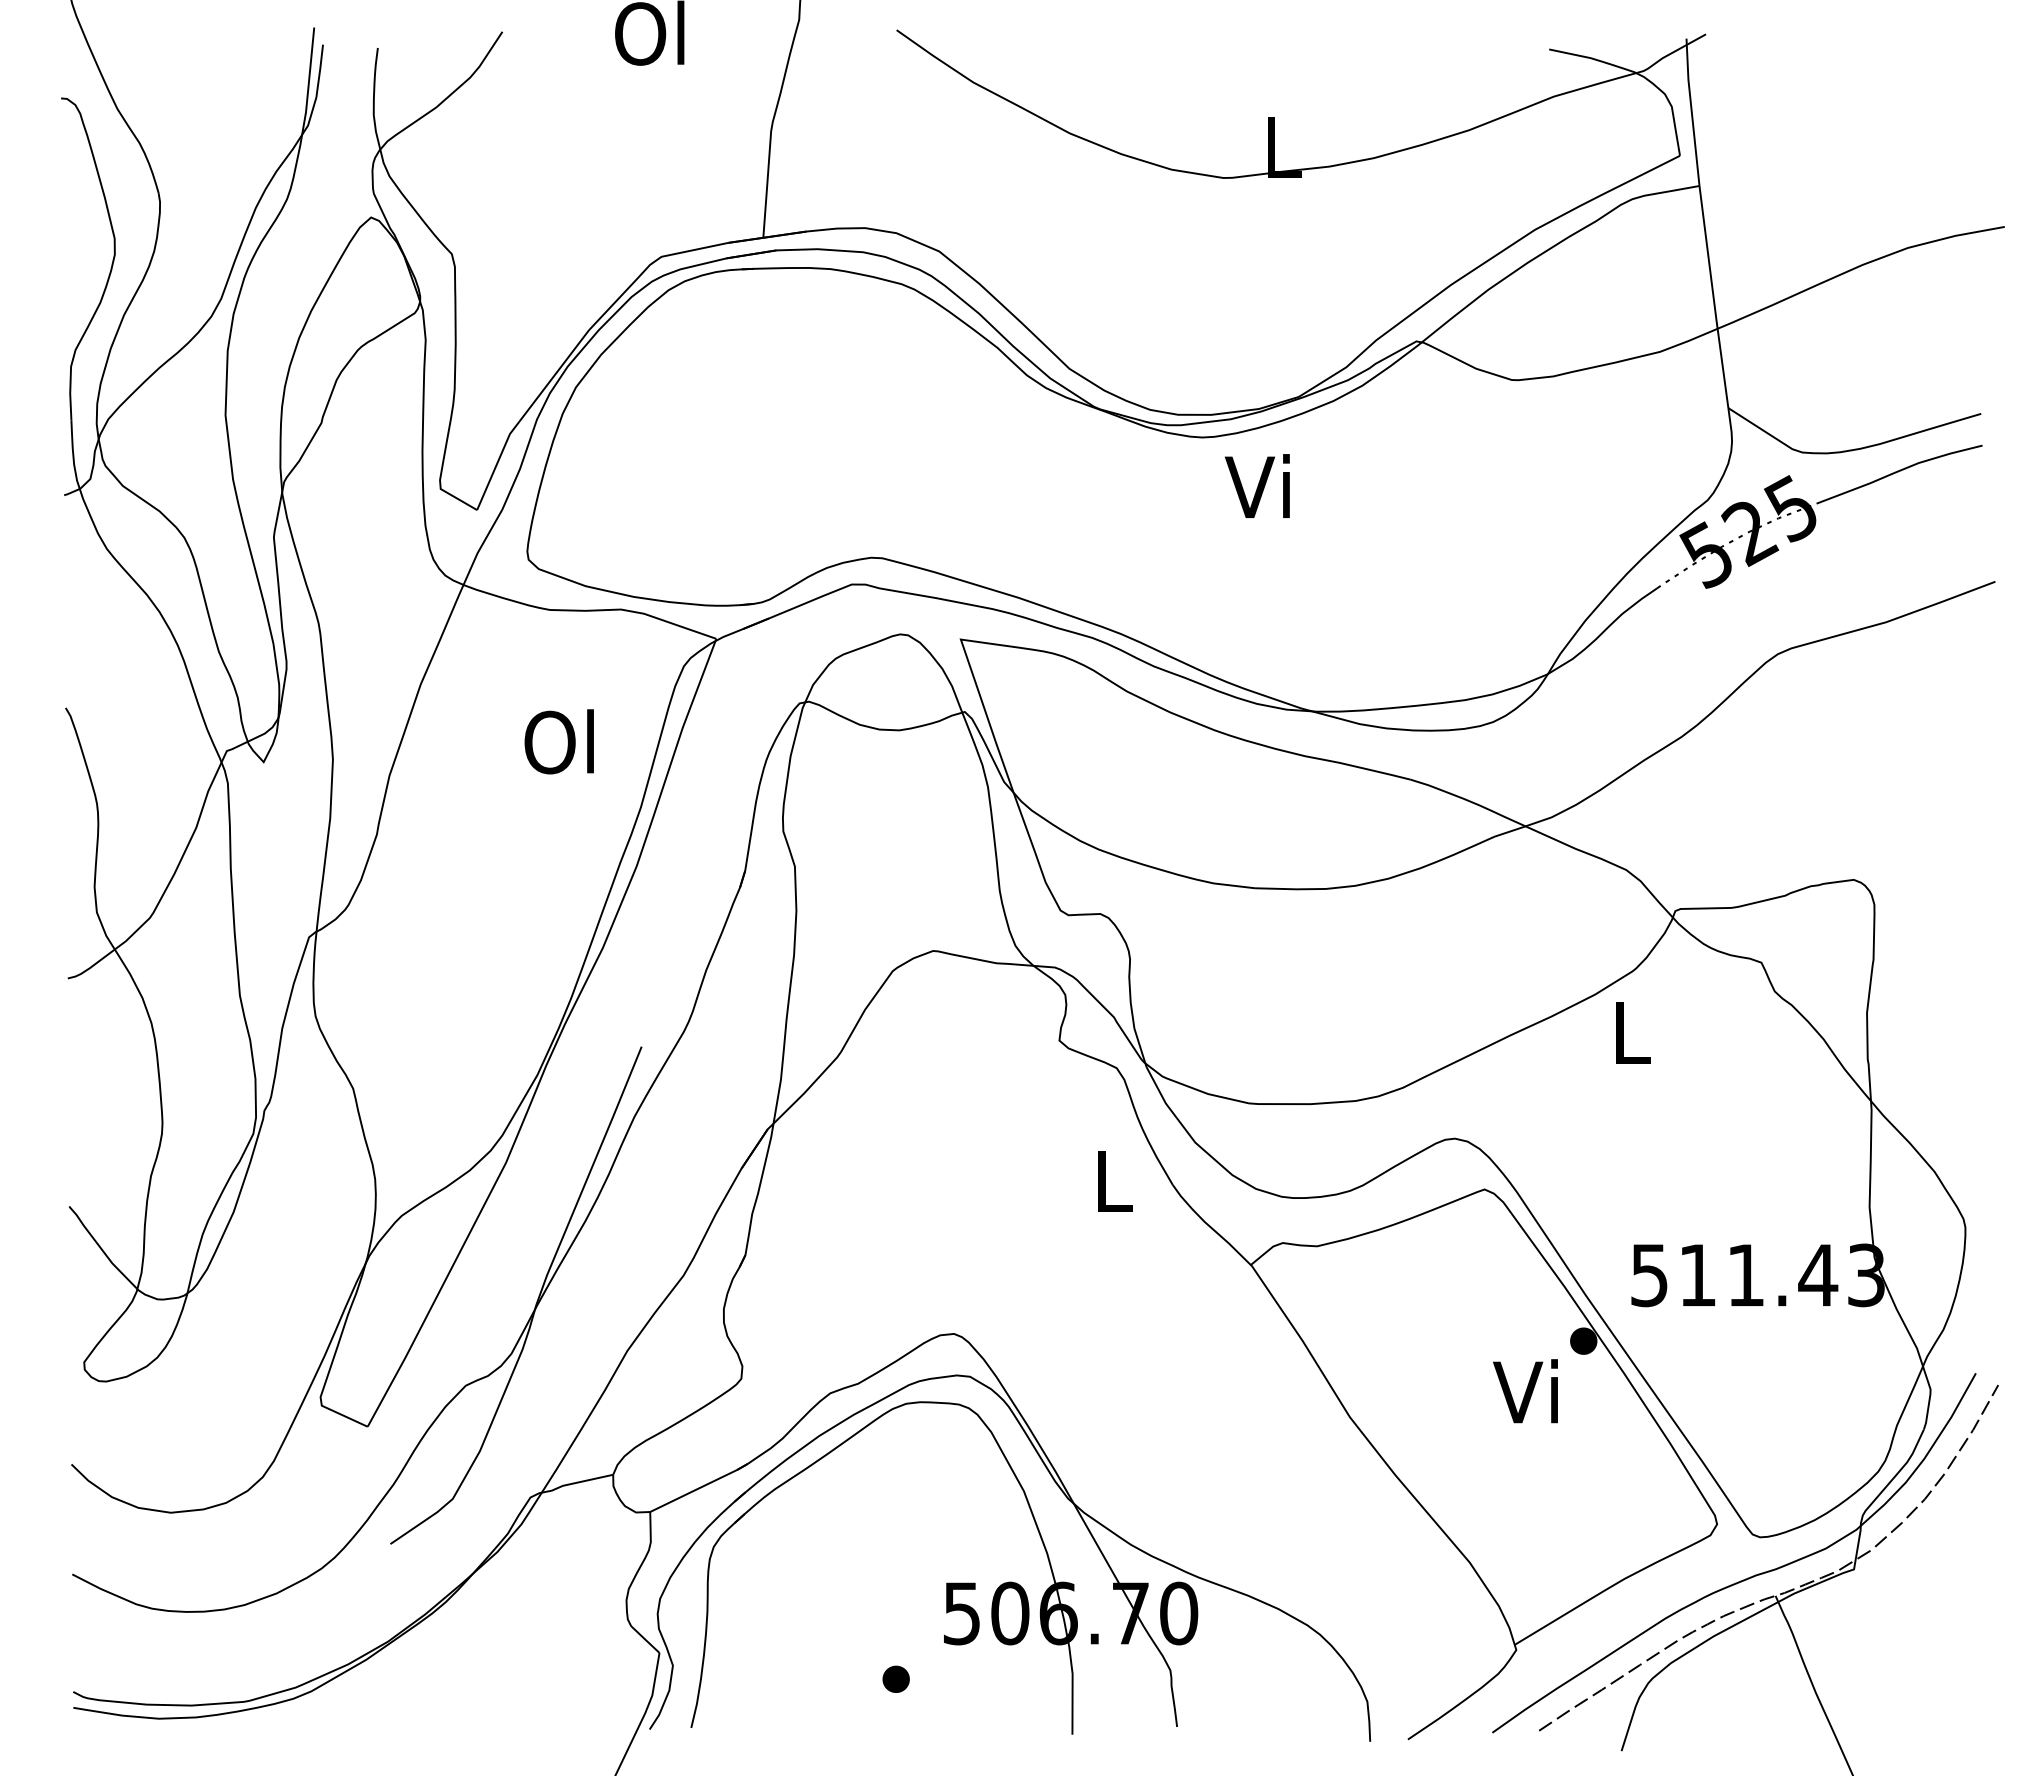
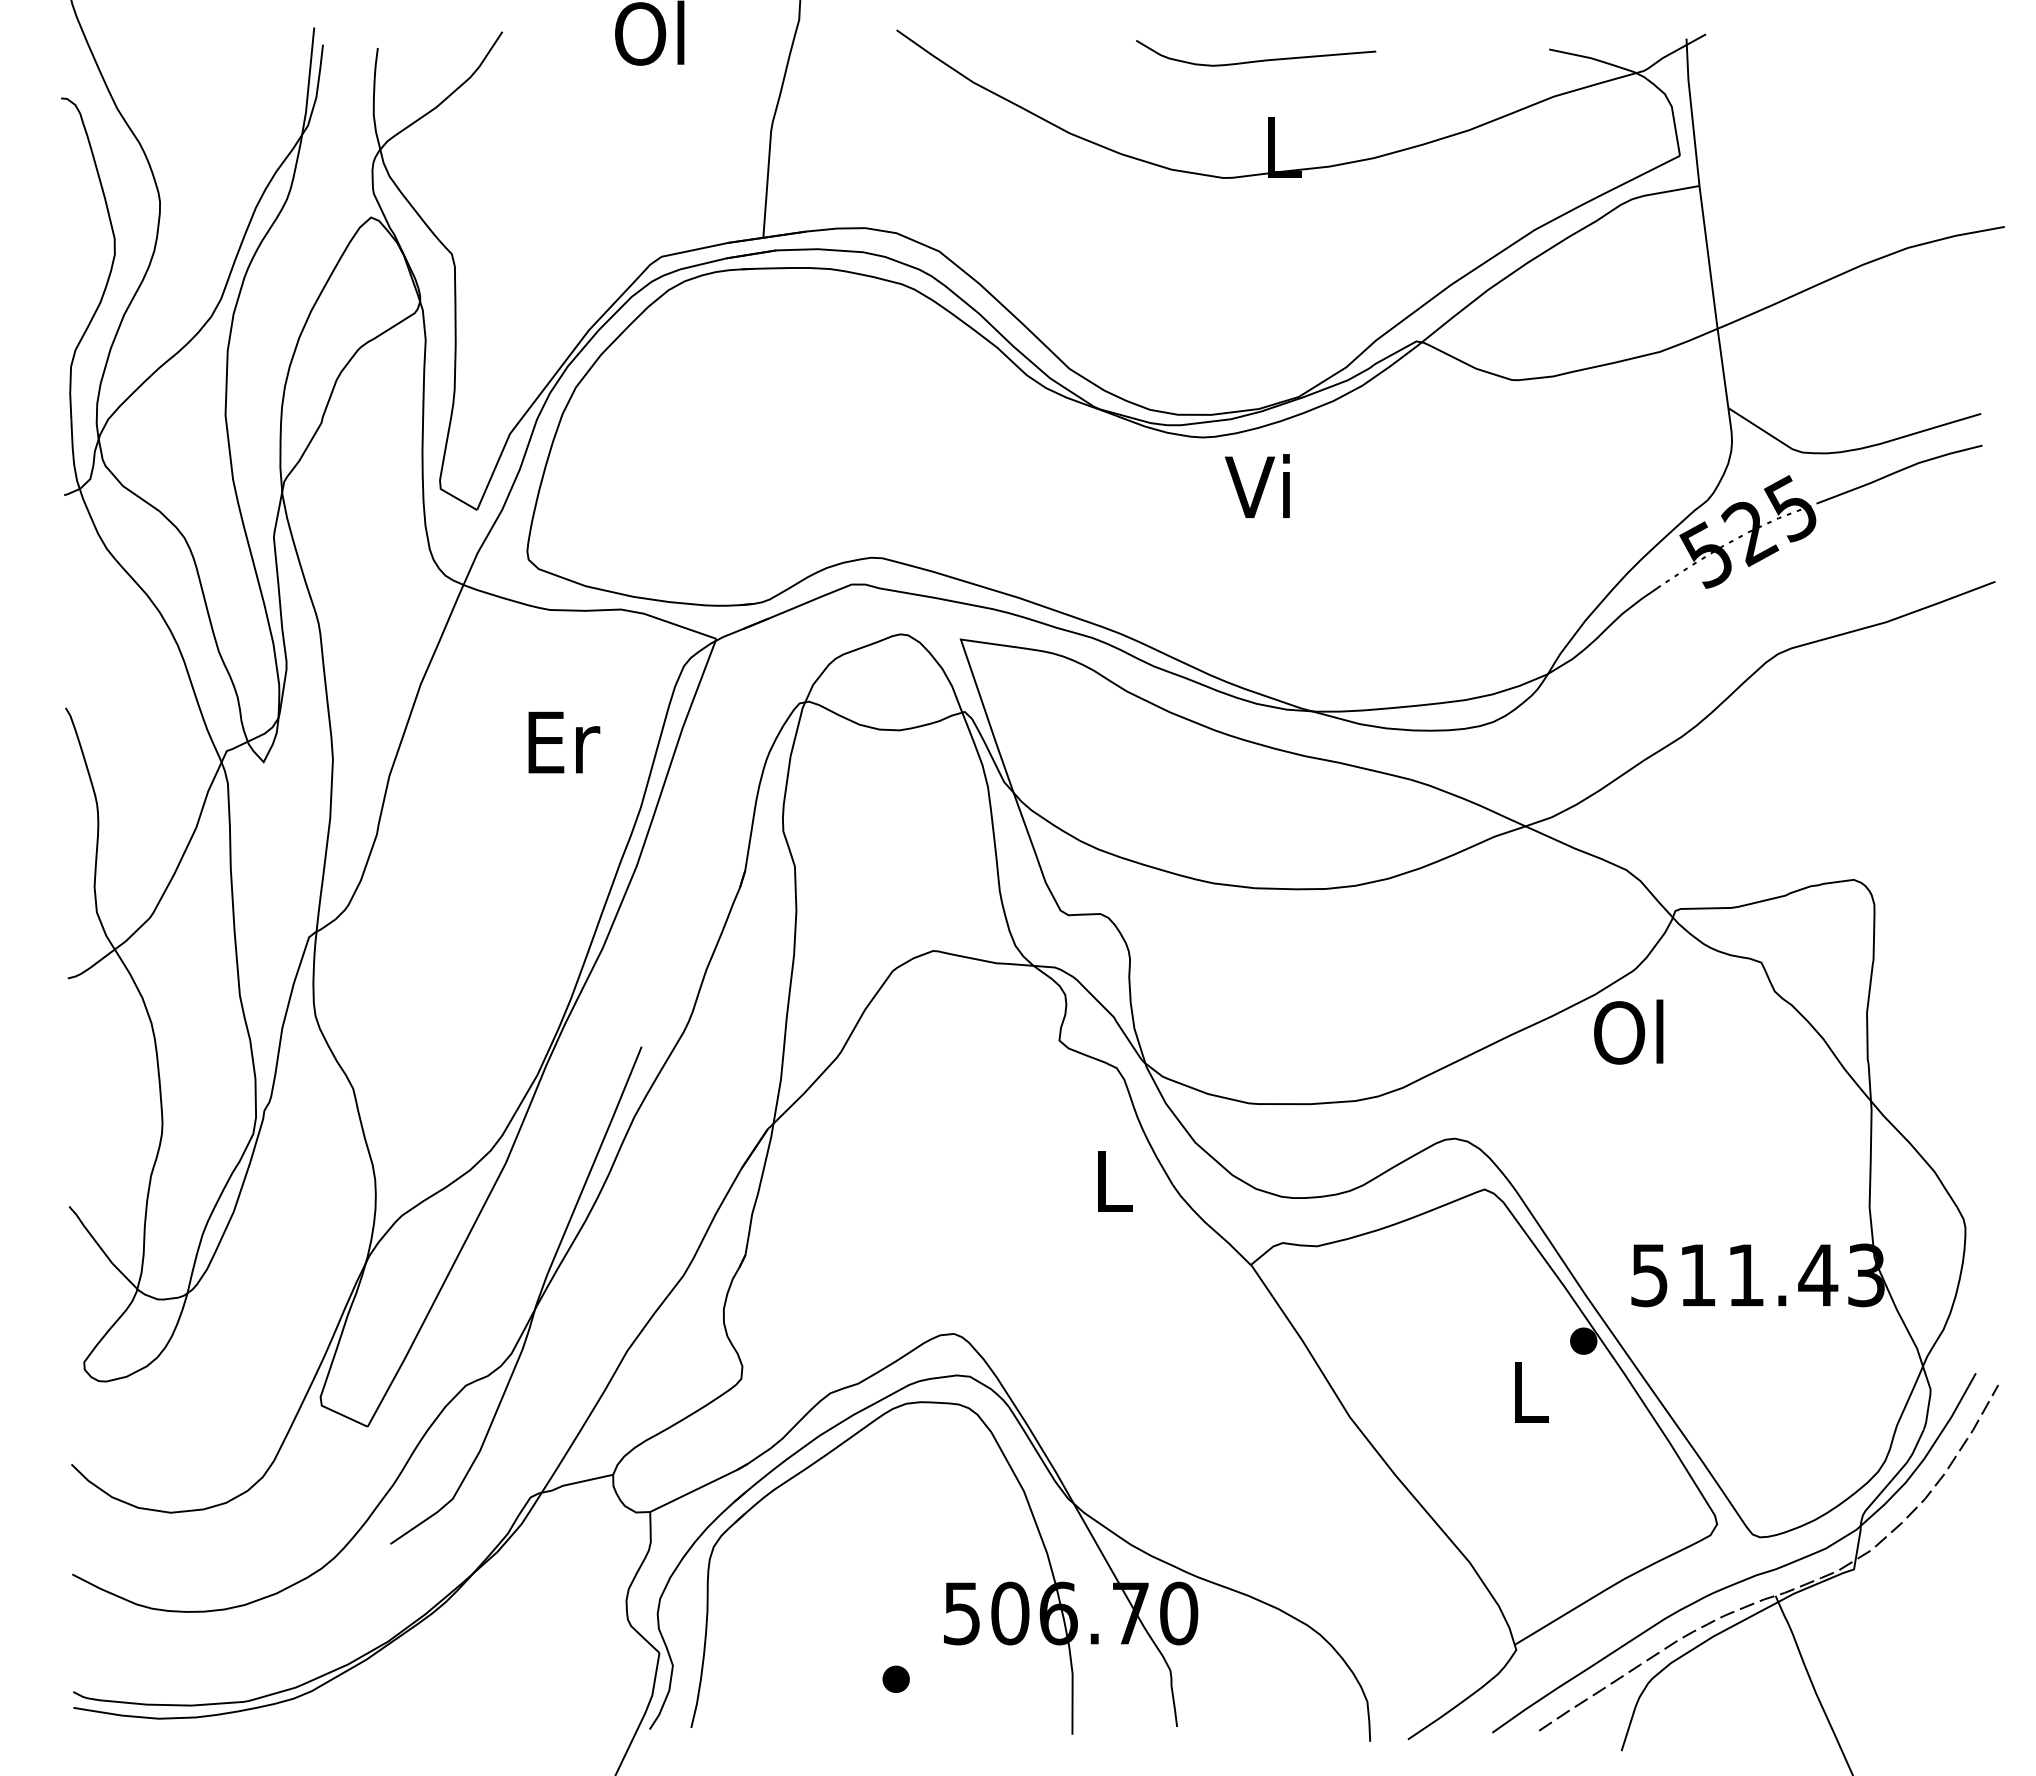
curve: none -> present (1256, 60)
text: Ol -> Er (562, 741)
text: L -> Ol (1628, 1031)
text: Vi -> L (1525, 1391)
